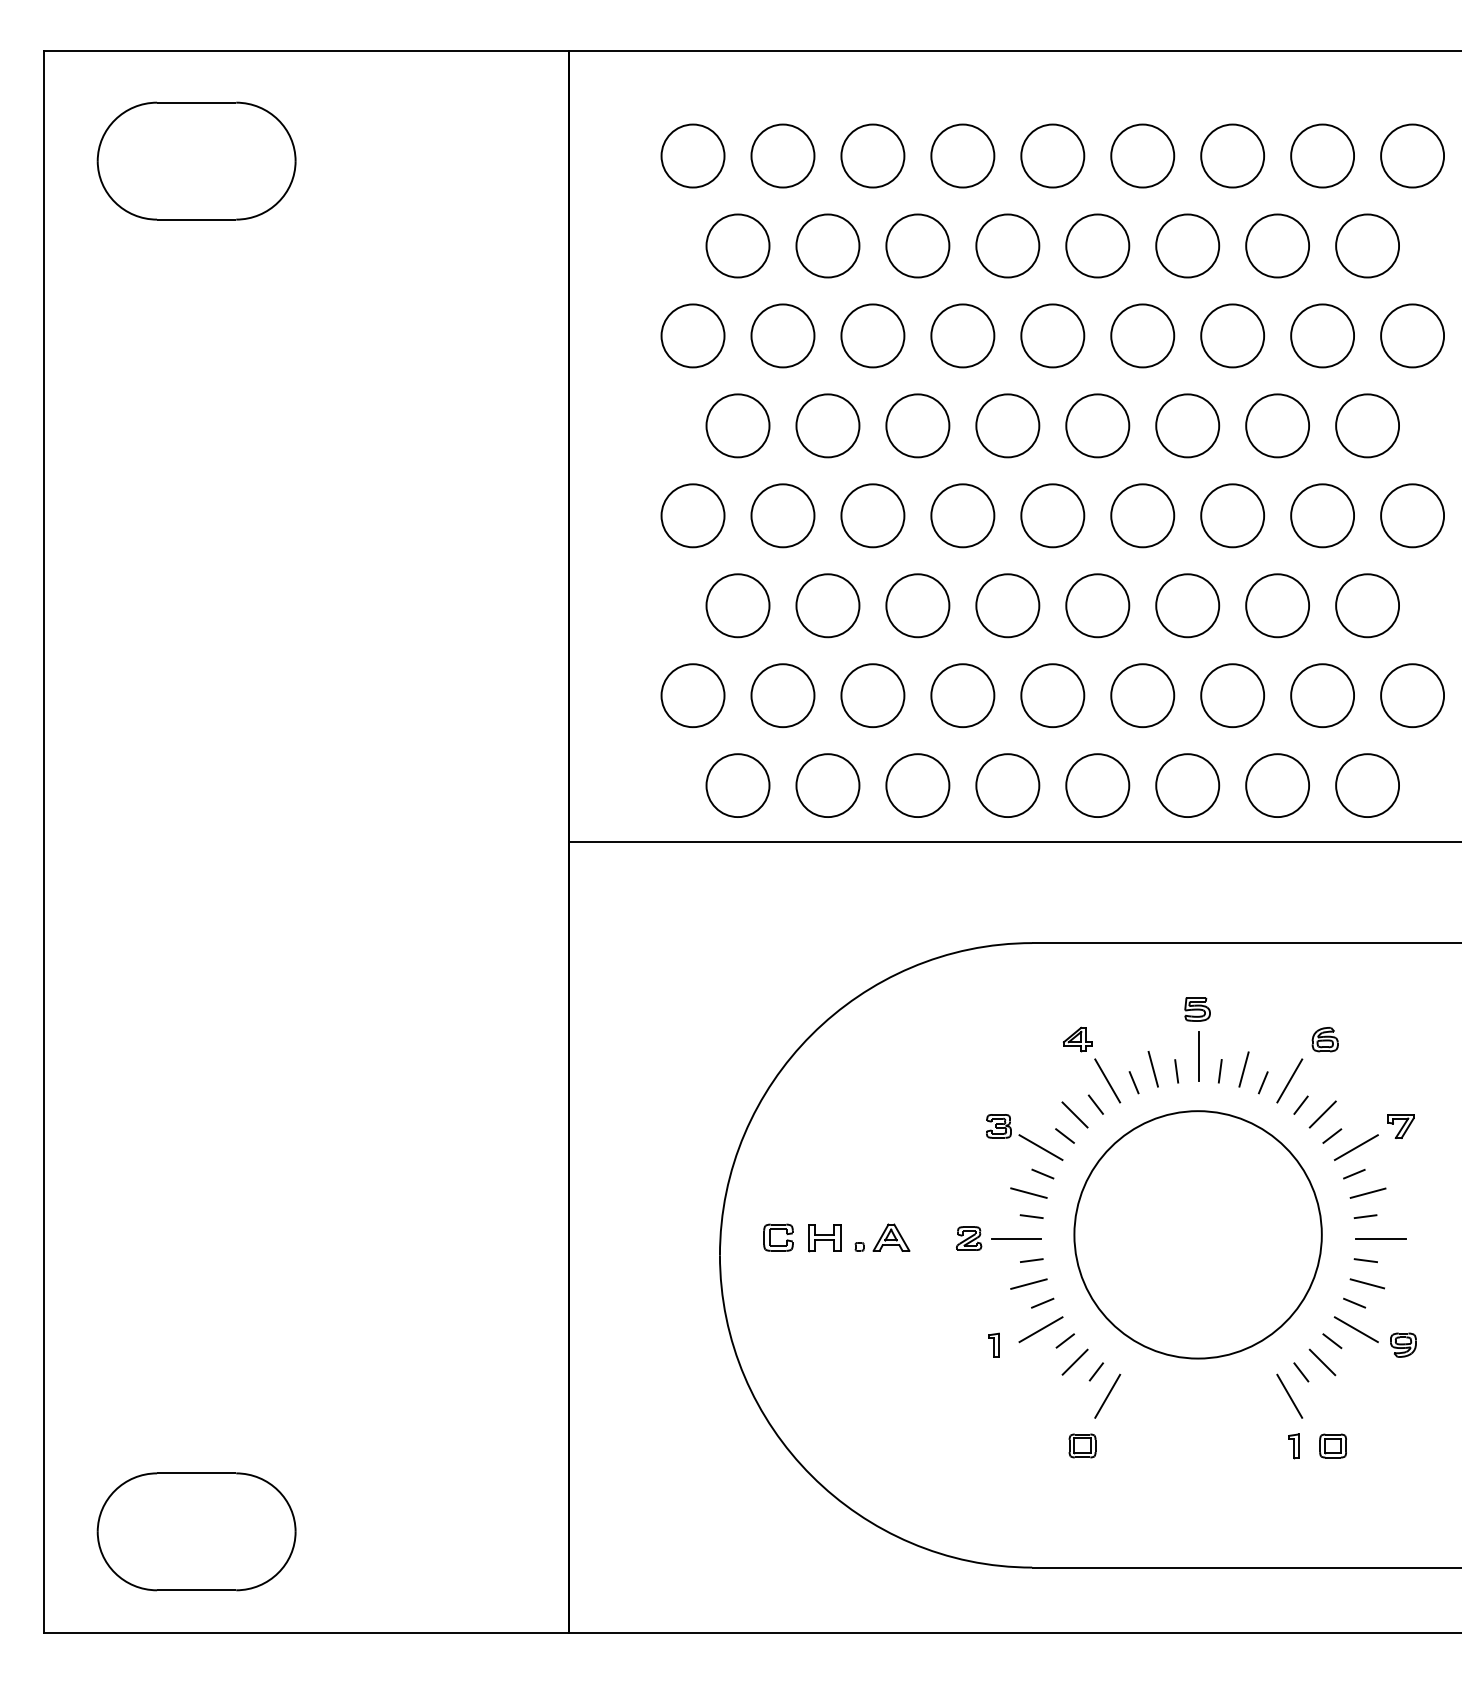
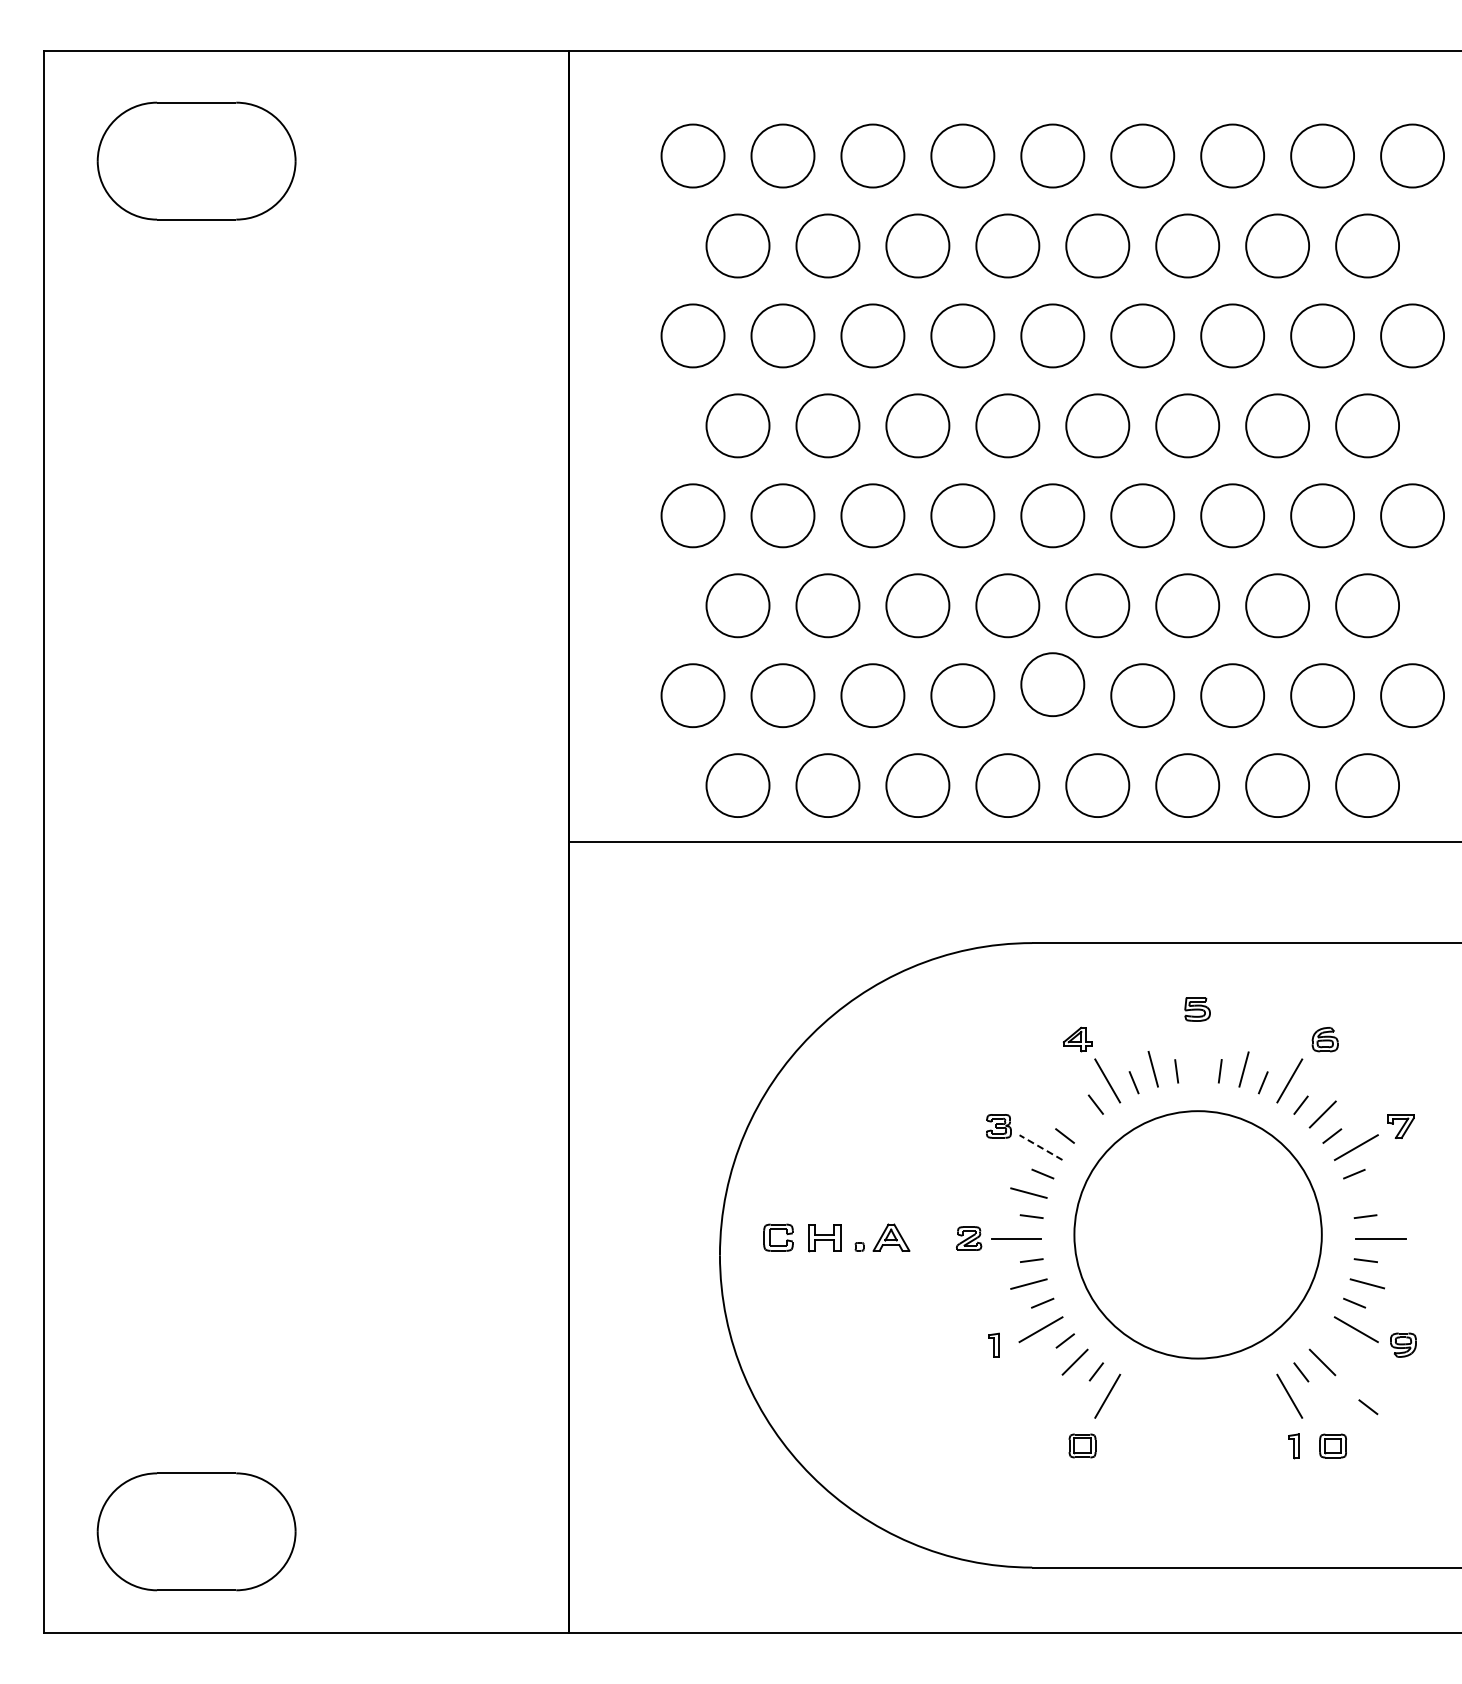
part position: (1052, 695) -> (1052, 684) (1052, 684)
line: present -> none (1198, 1056)
line: present -> none (1074, 1114)
line: solid -> dashed (1041, 1147)
line: present -> none (1367, 1192)
line position: (1332, 1341) -> (1368, 1407) (1368, 1407)
